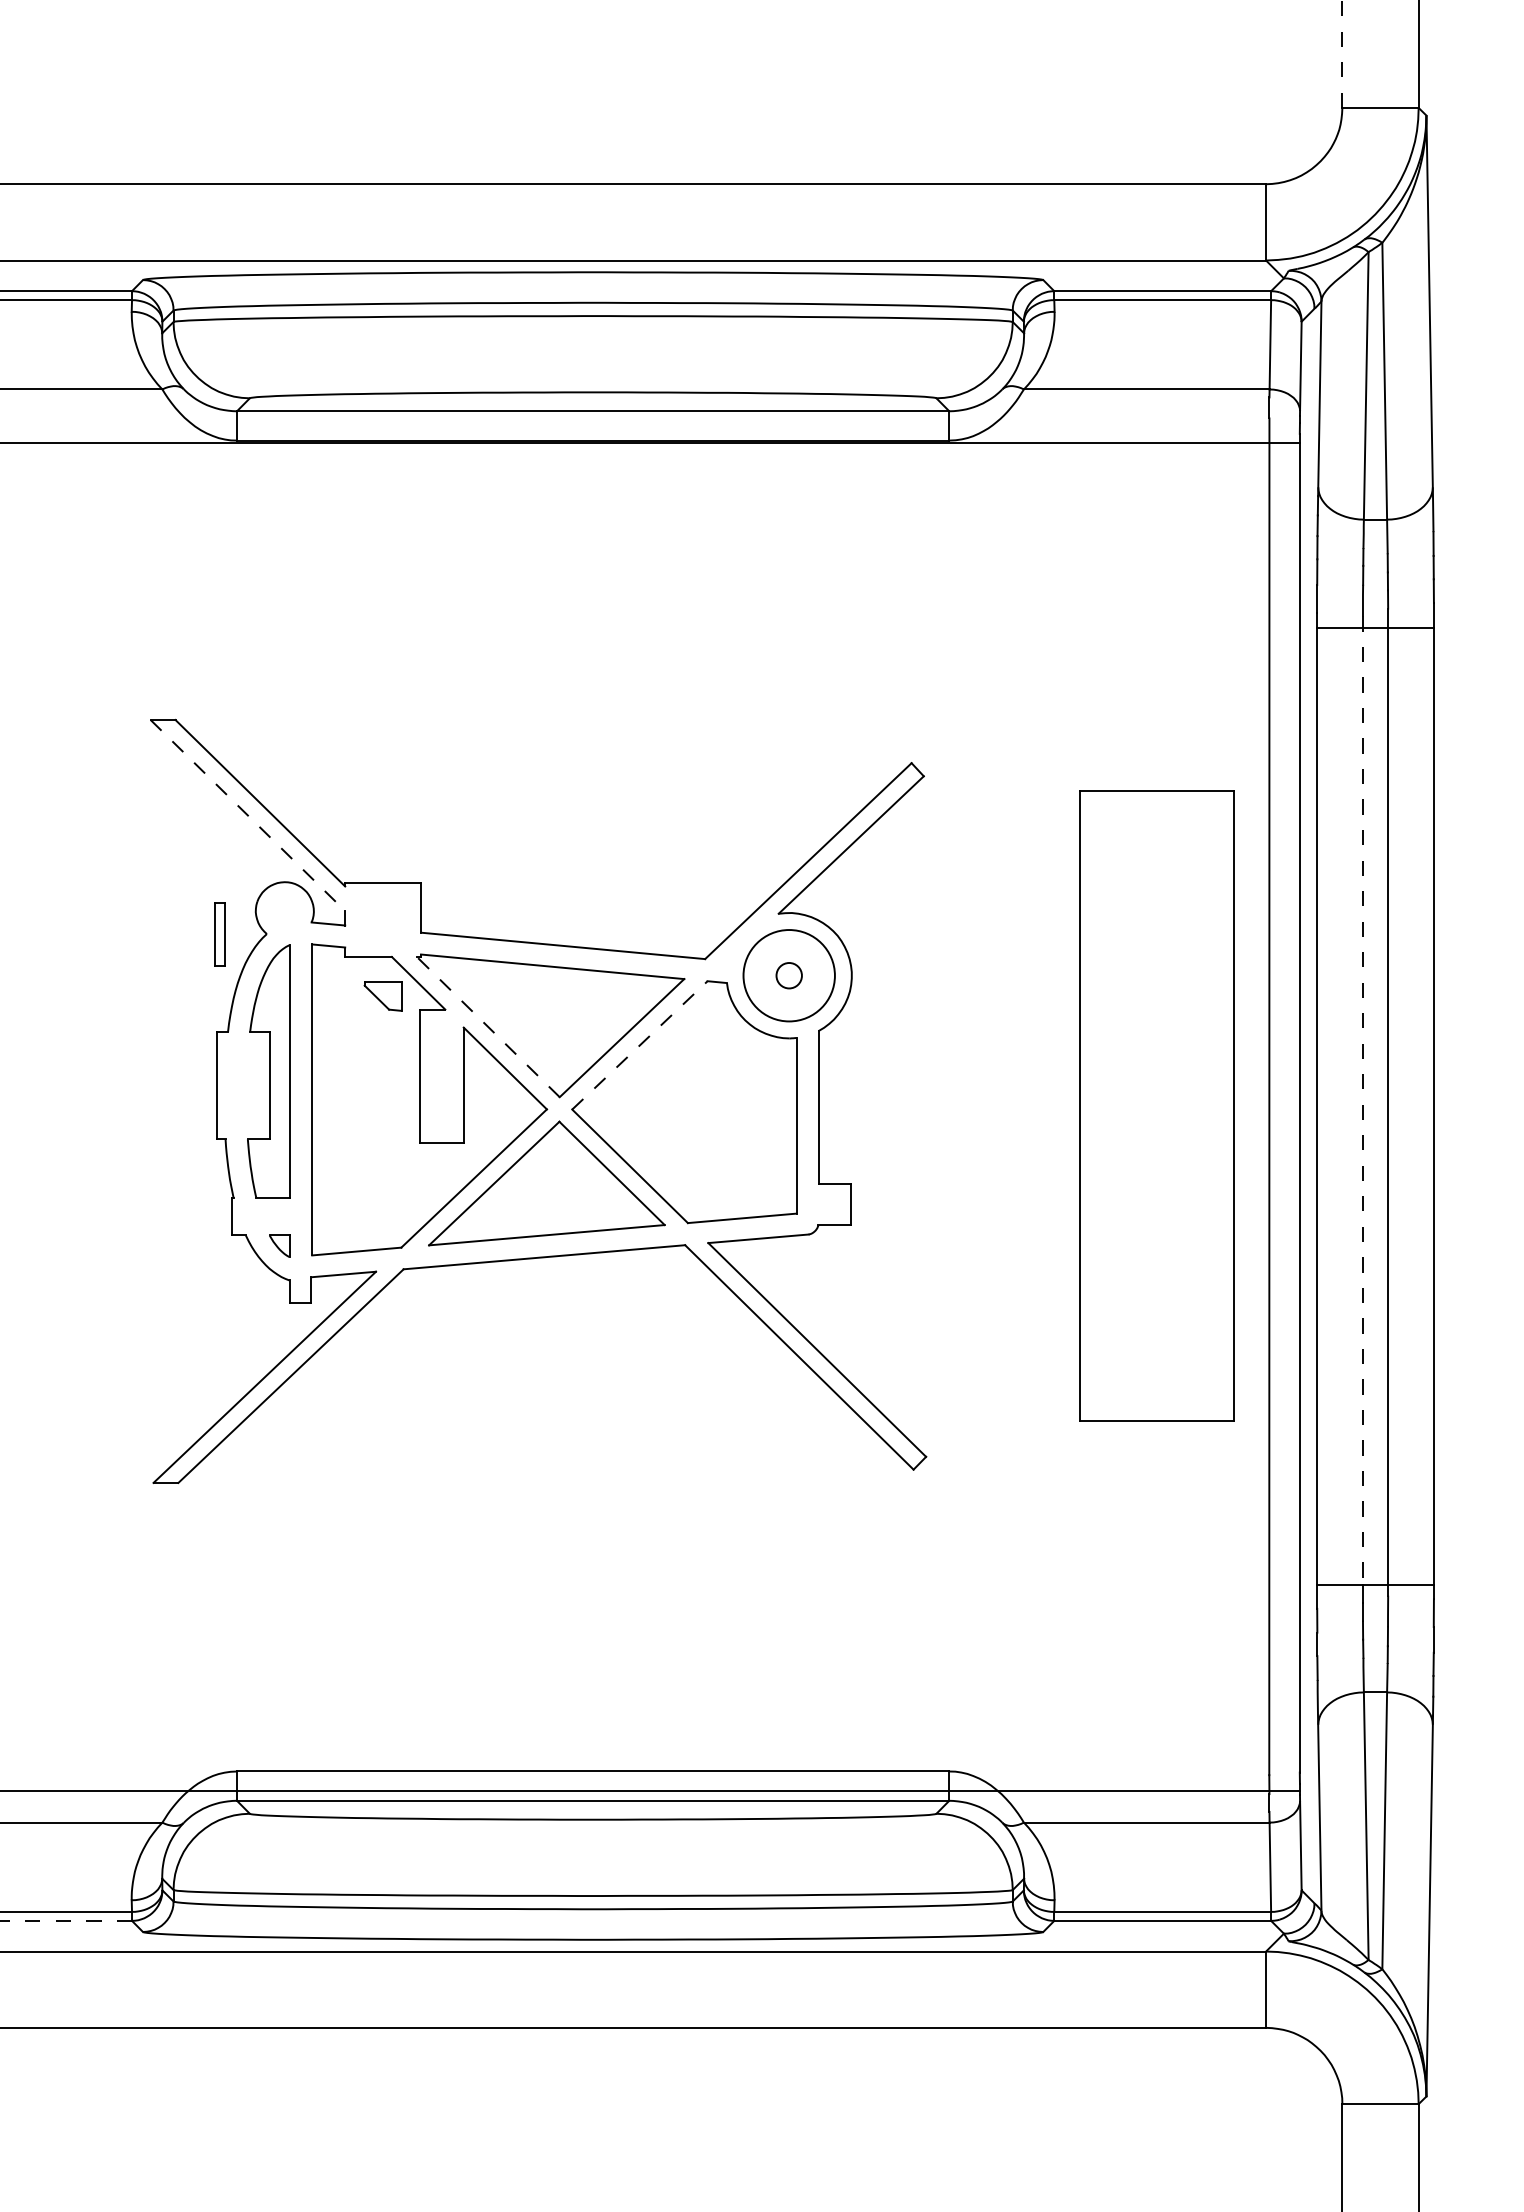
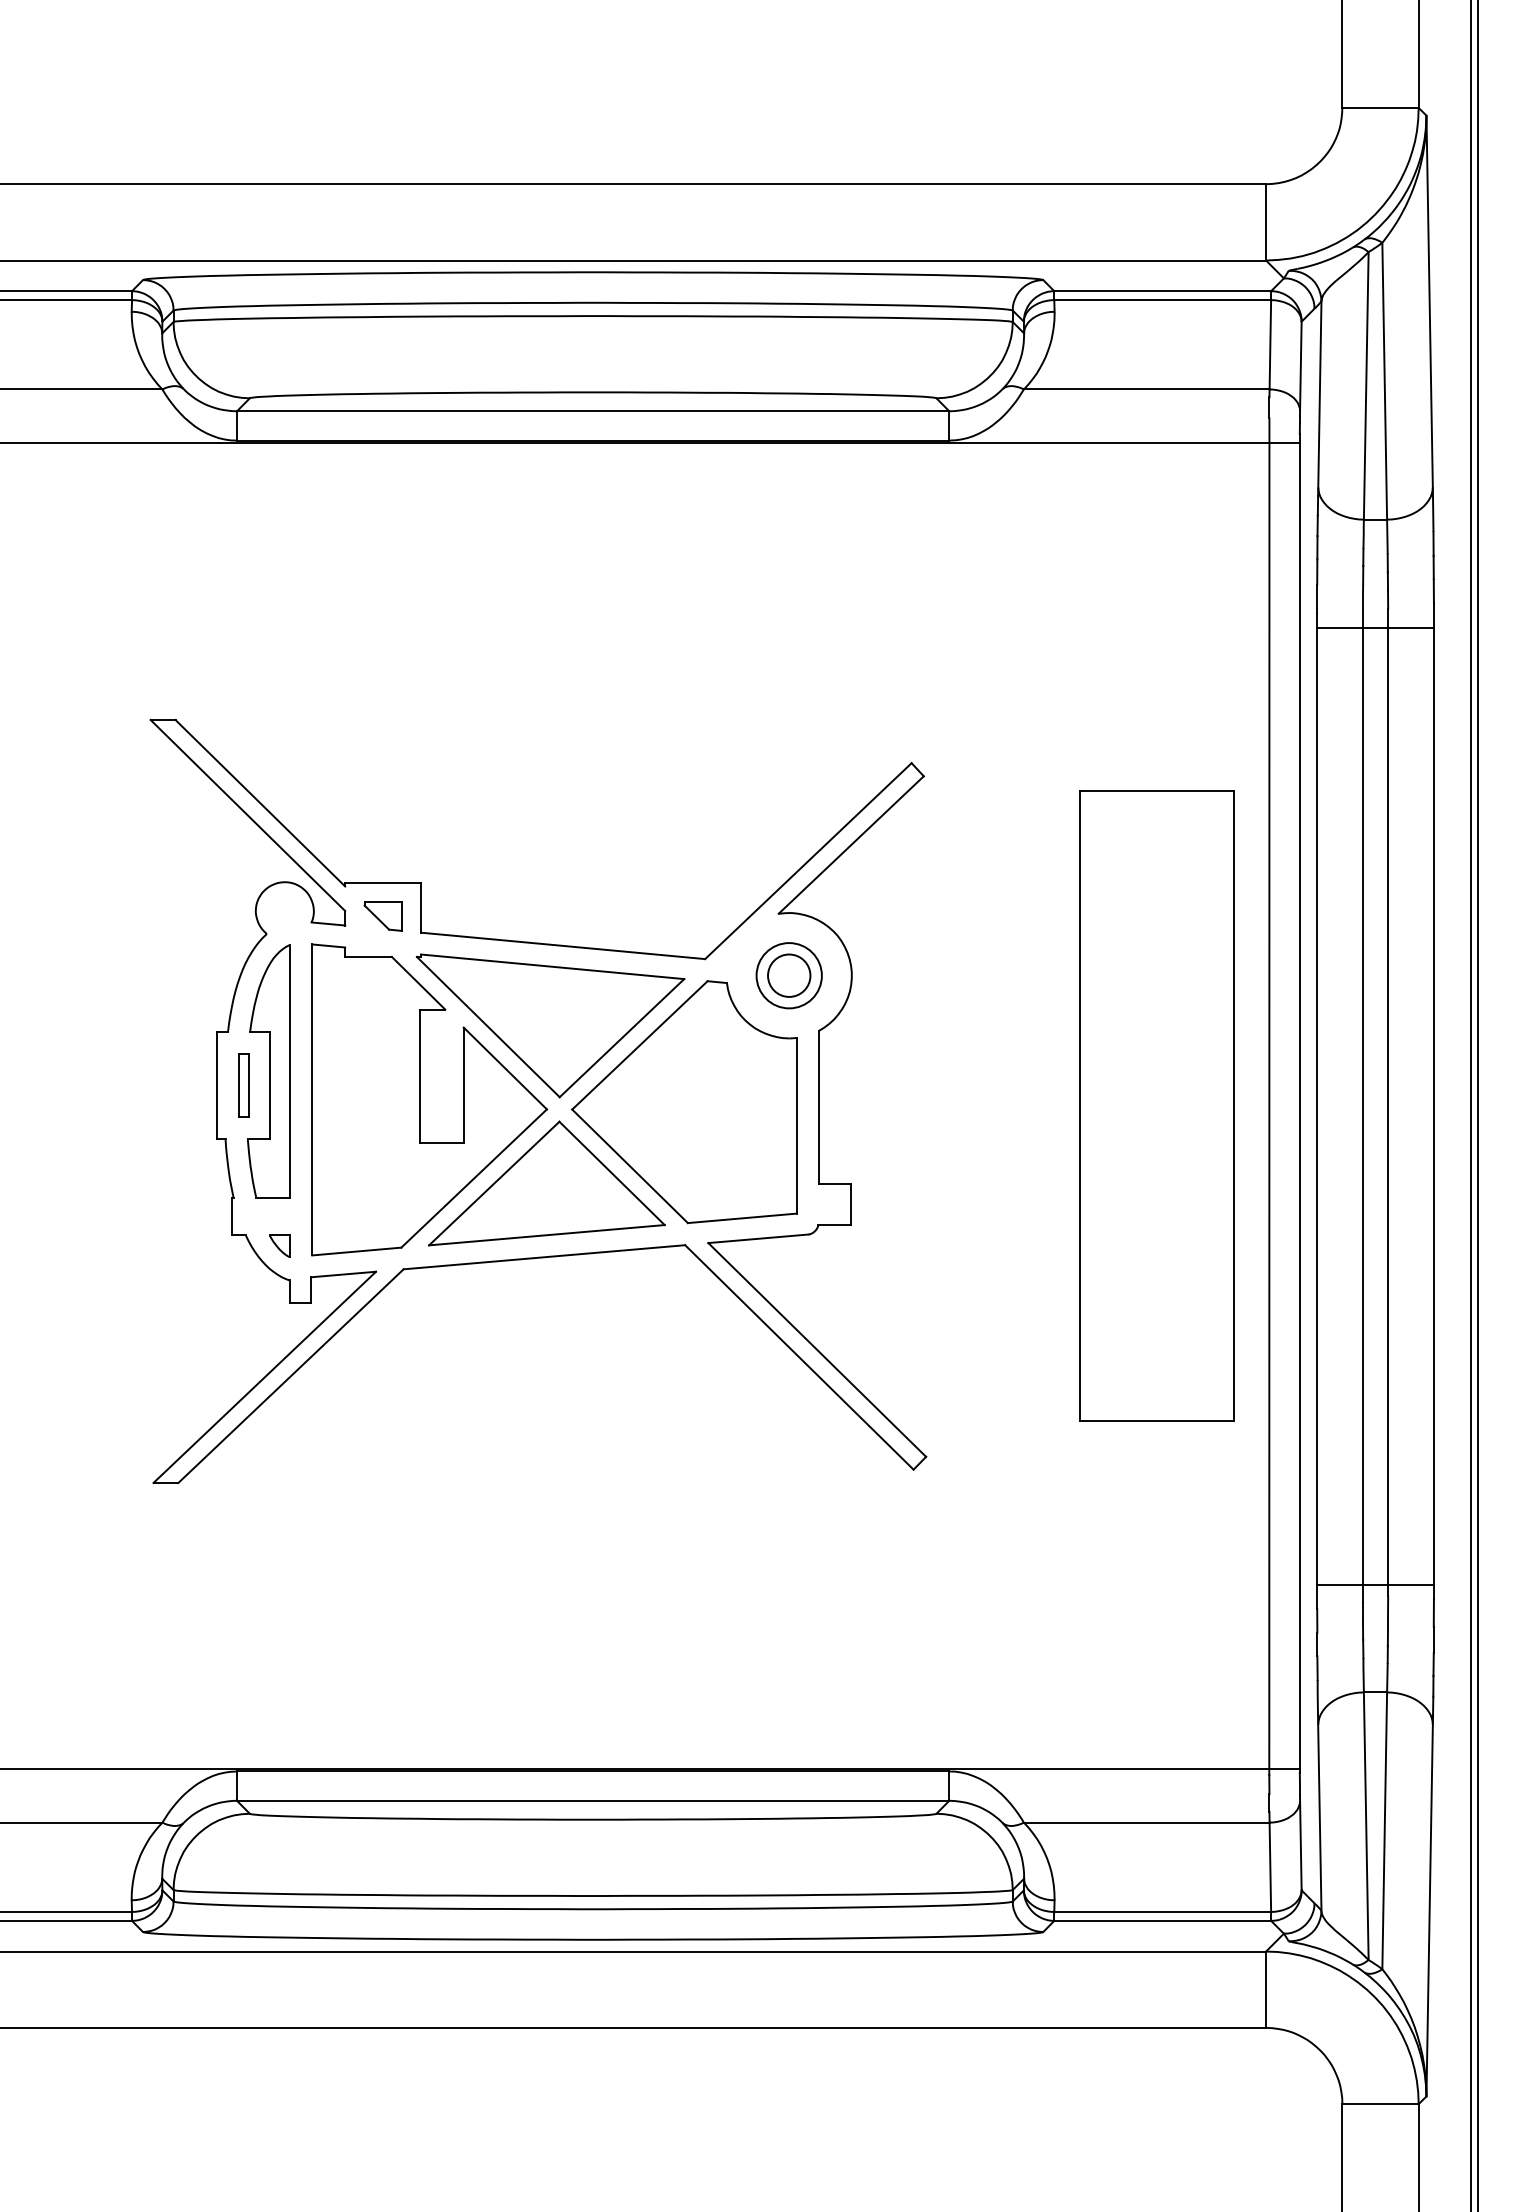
line: dashed -> solid (1342, 53)
line: dashed -> solid (248, 815)
part position: (219, 934) -> (243, 1085) (243, 1085)
circle diameter: 25 px -> 42 px (789, 975)
circle diameter: 91 px -> 65 px (788, 975)
part position: (382, 996) -> (382, 916) (382, 916)
line: dashed -> solid (487, 1026)
line: dashed -> solid (640, 1045)
line: dashed -> solid (1362, 1100)
line: none -> present (1470, 1105)
line: none -> present (1478, 1105)
line position: (650, 1790) -> (650, 1768) (650, 1768)
line: dashed -> solid (66, 1920)
